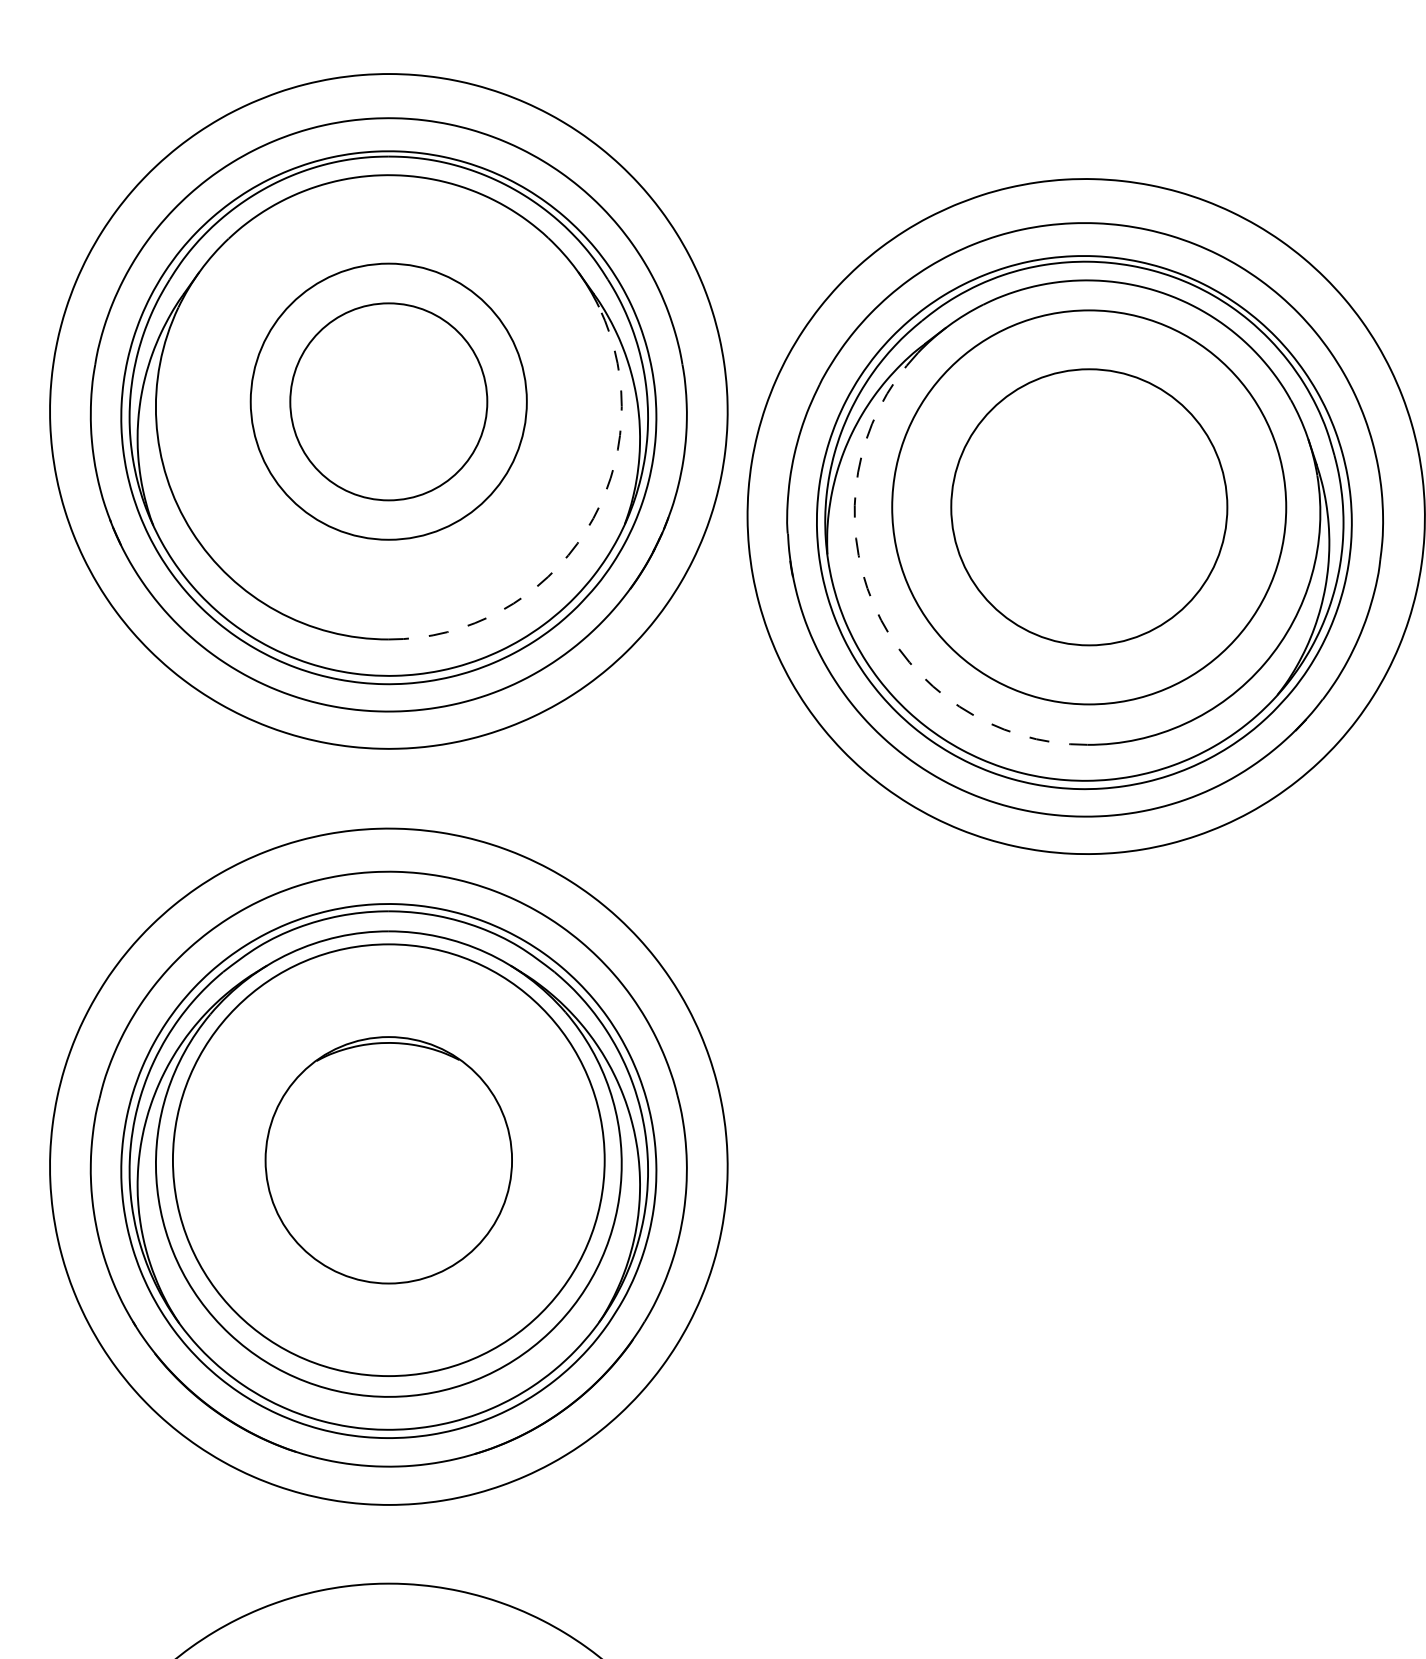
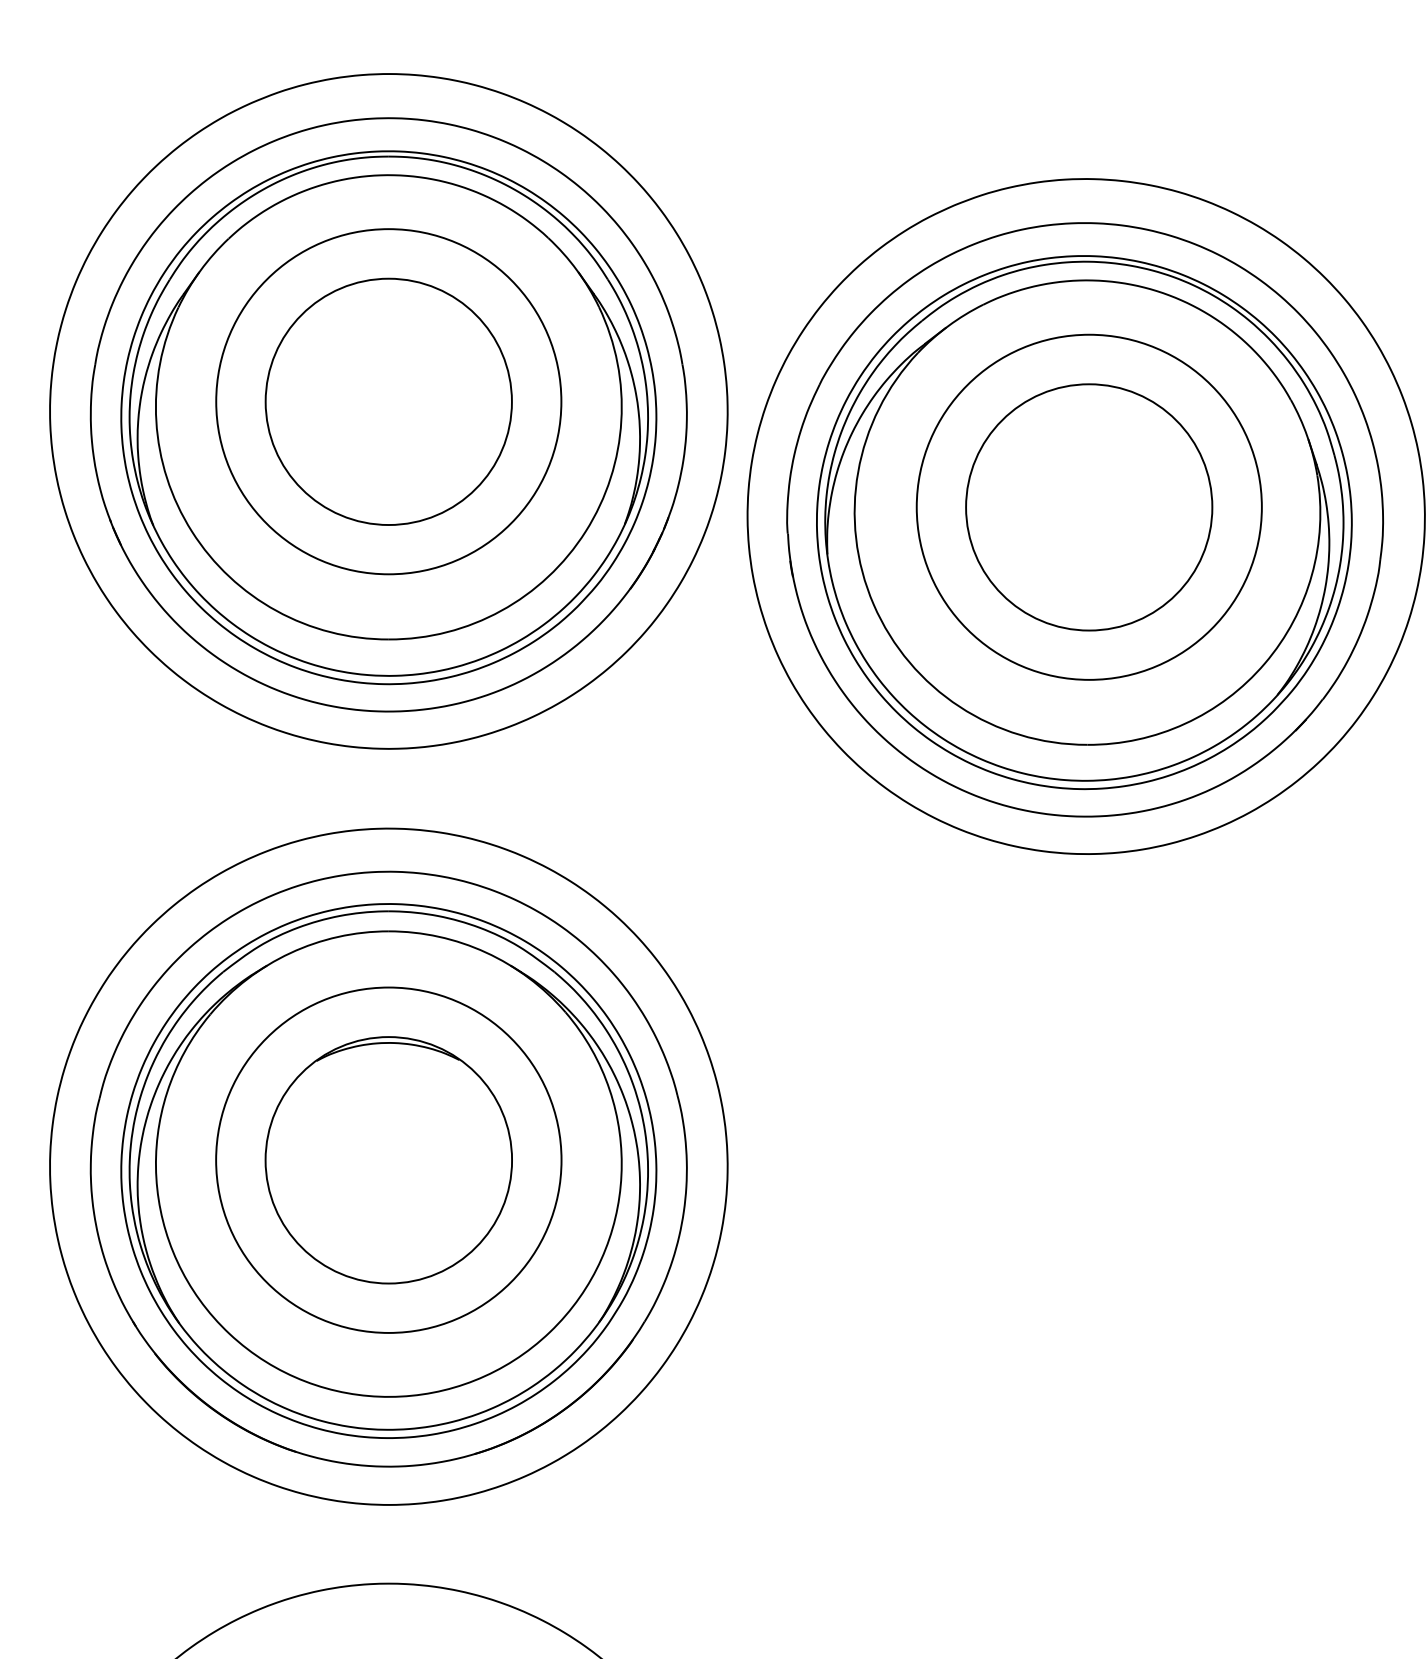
circle diameter: 197 px -> 246 px (388, 401)
circle diameter: 276 px -> 345 px (388, 401)
circle diameter: 276 px -> 345 px (1088, 506)
circle diameter: 394 px -> 246 px (1089, 507)
arc: dashed -> solid (585, 531)
arc: dashed -> solid (873, 604)
circle diameter: 432 px -> 345 px (388, 1159)
